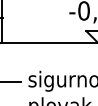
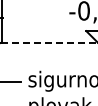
line: solid -> dashed (49, 43)
